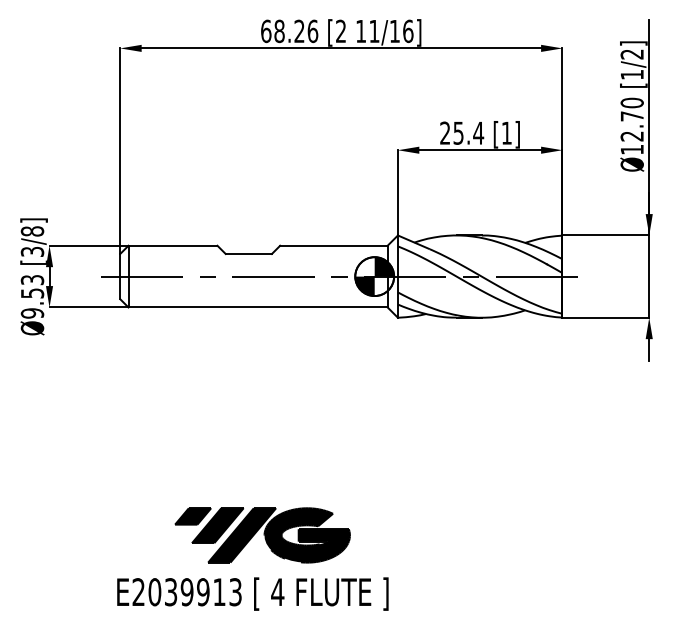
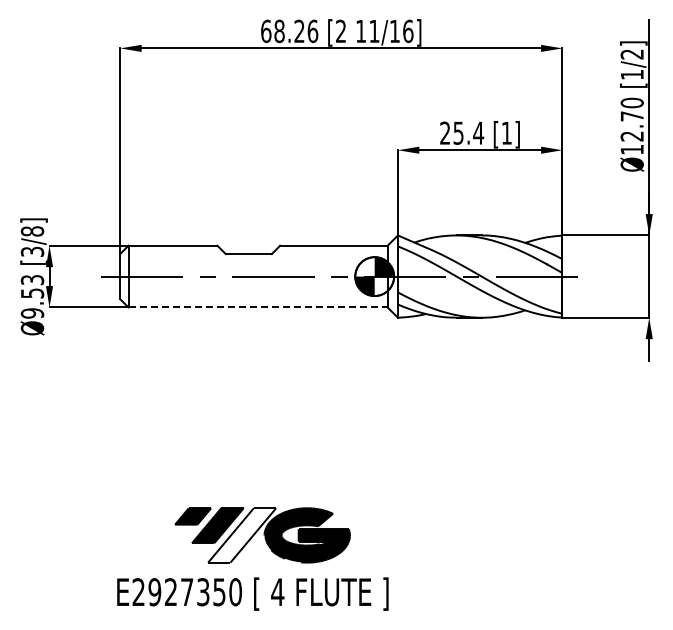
line: solid -> dashed (258, 307)
fill: present -> none (242, 535)
text: E2039913 -> E2927350 (194, 592)
